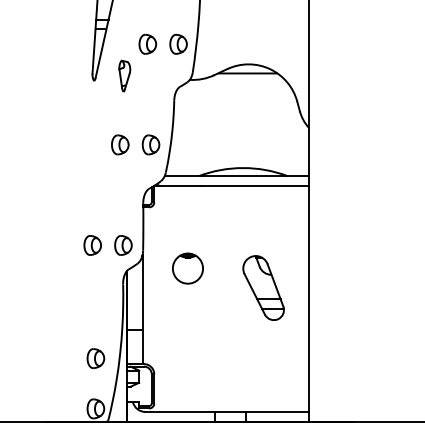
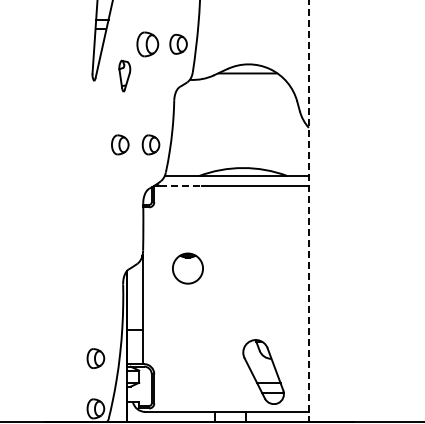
part size: 20x22 px -> 24x27 px (147, 44)
line: solid -> dashed (181, 185)
line: solid -> dashed (308, 211)
part: present -> none (92, 245)
part: present -> none (123, 245)
part position: (263, 287) -> (263, 371) (263, 371)
